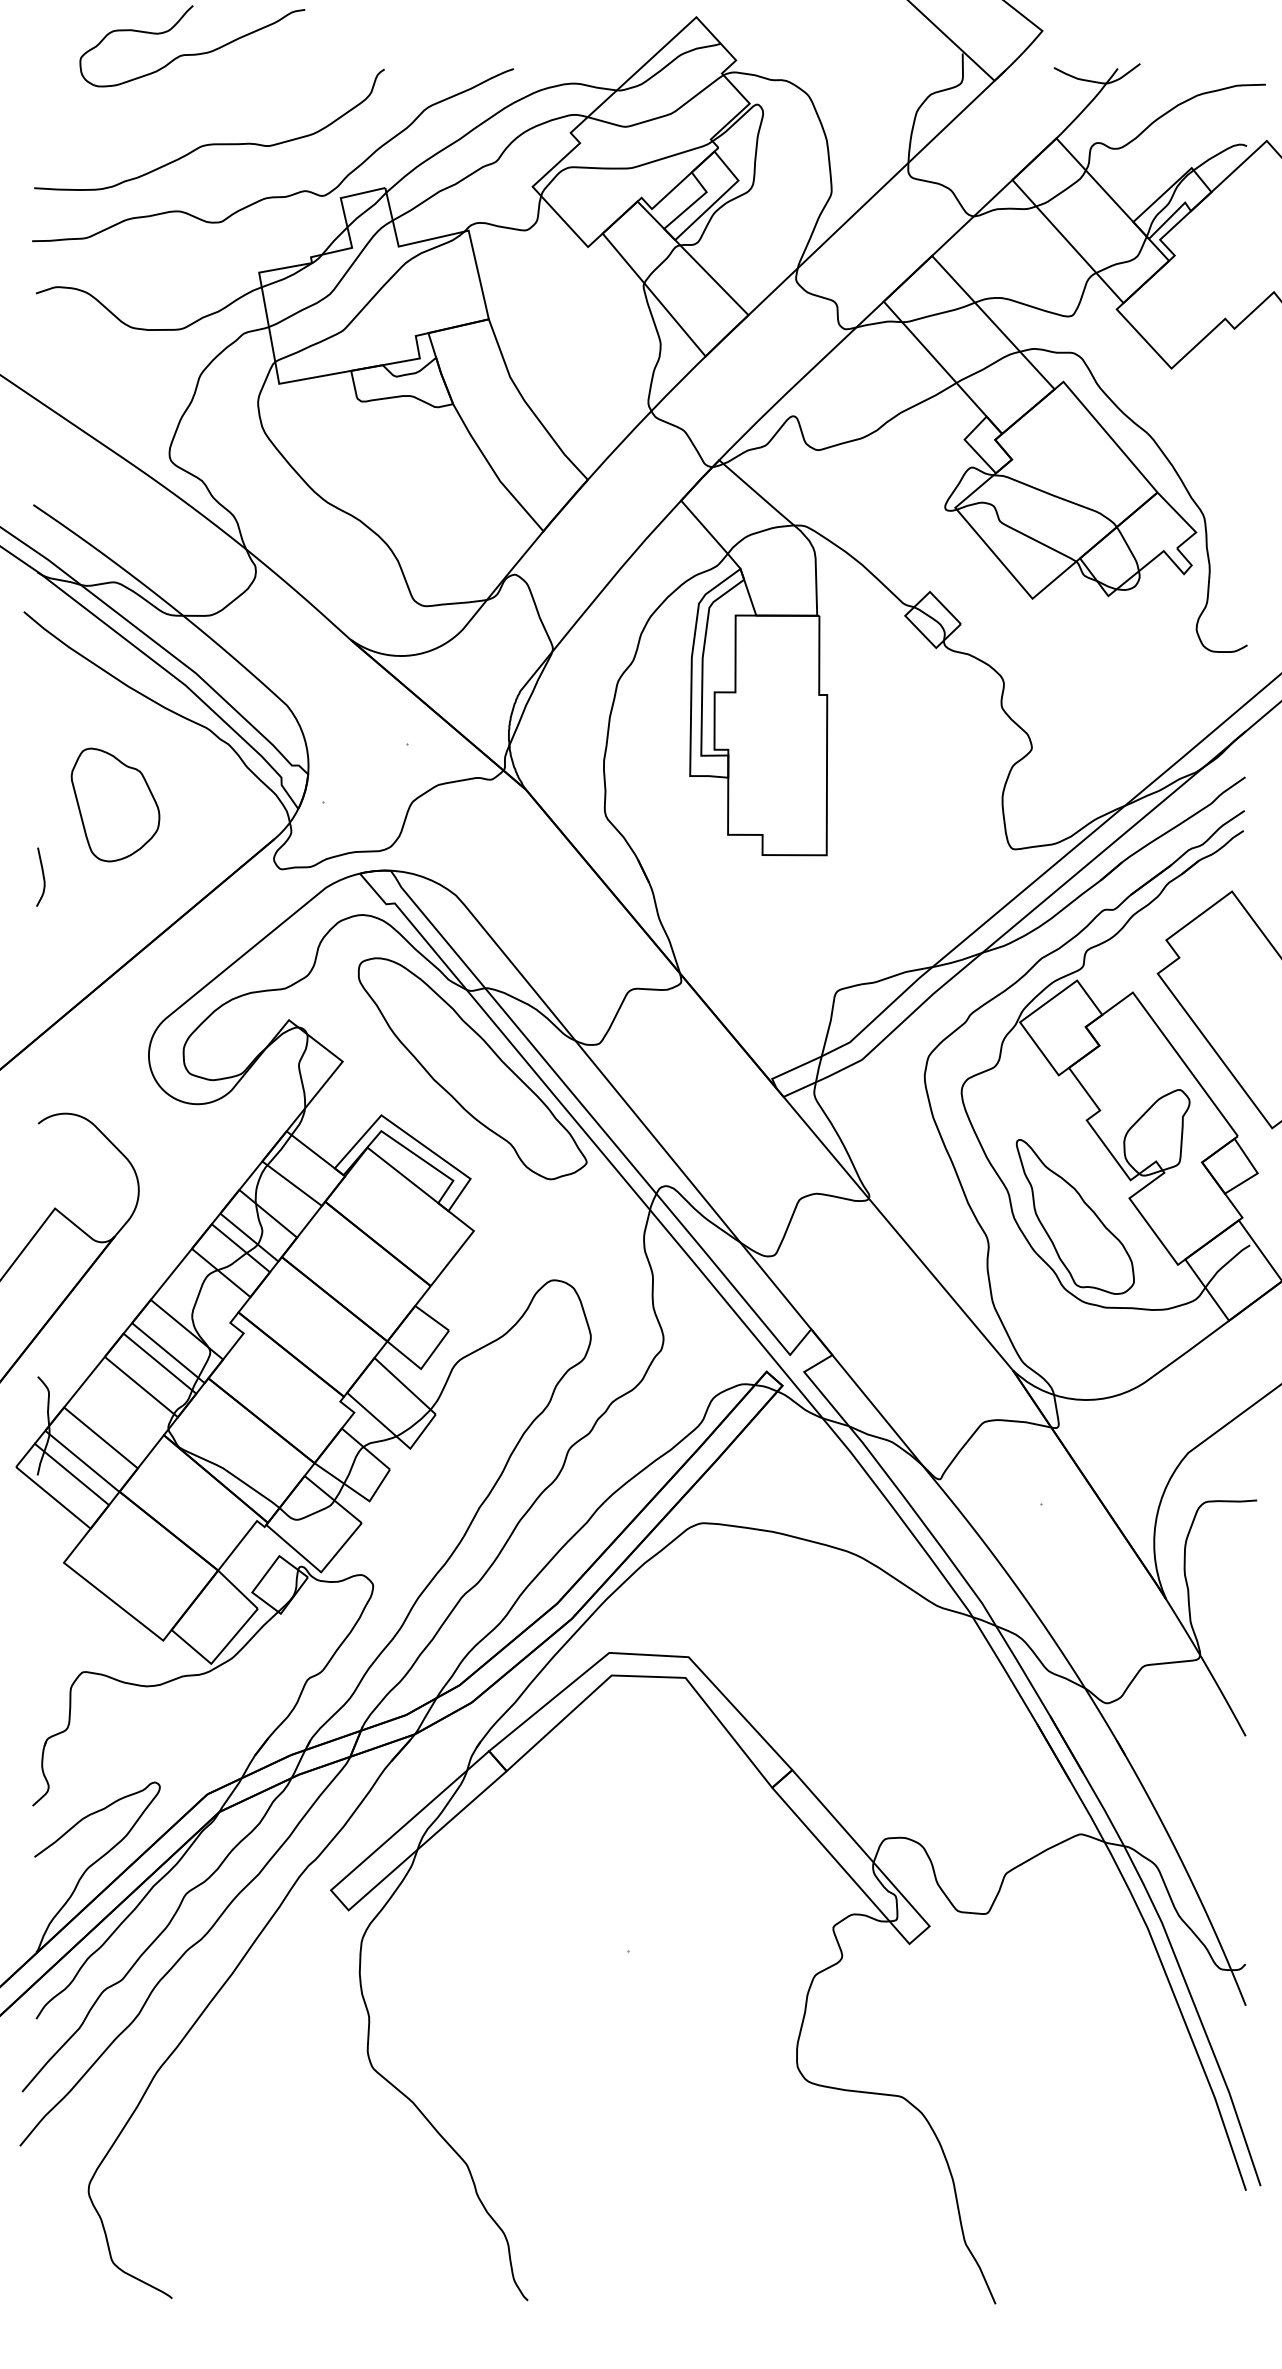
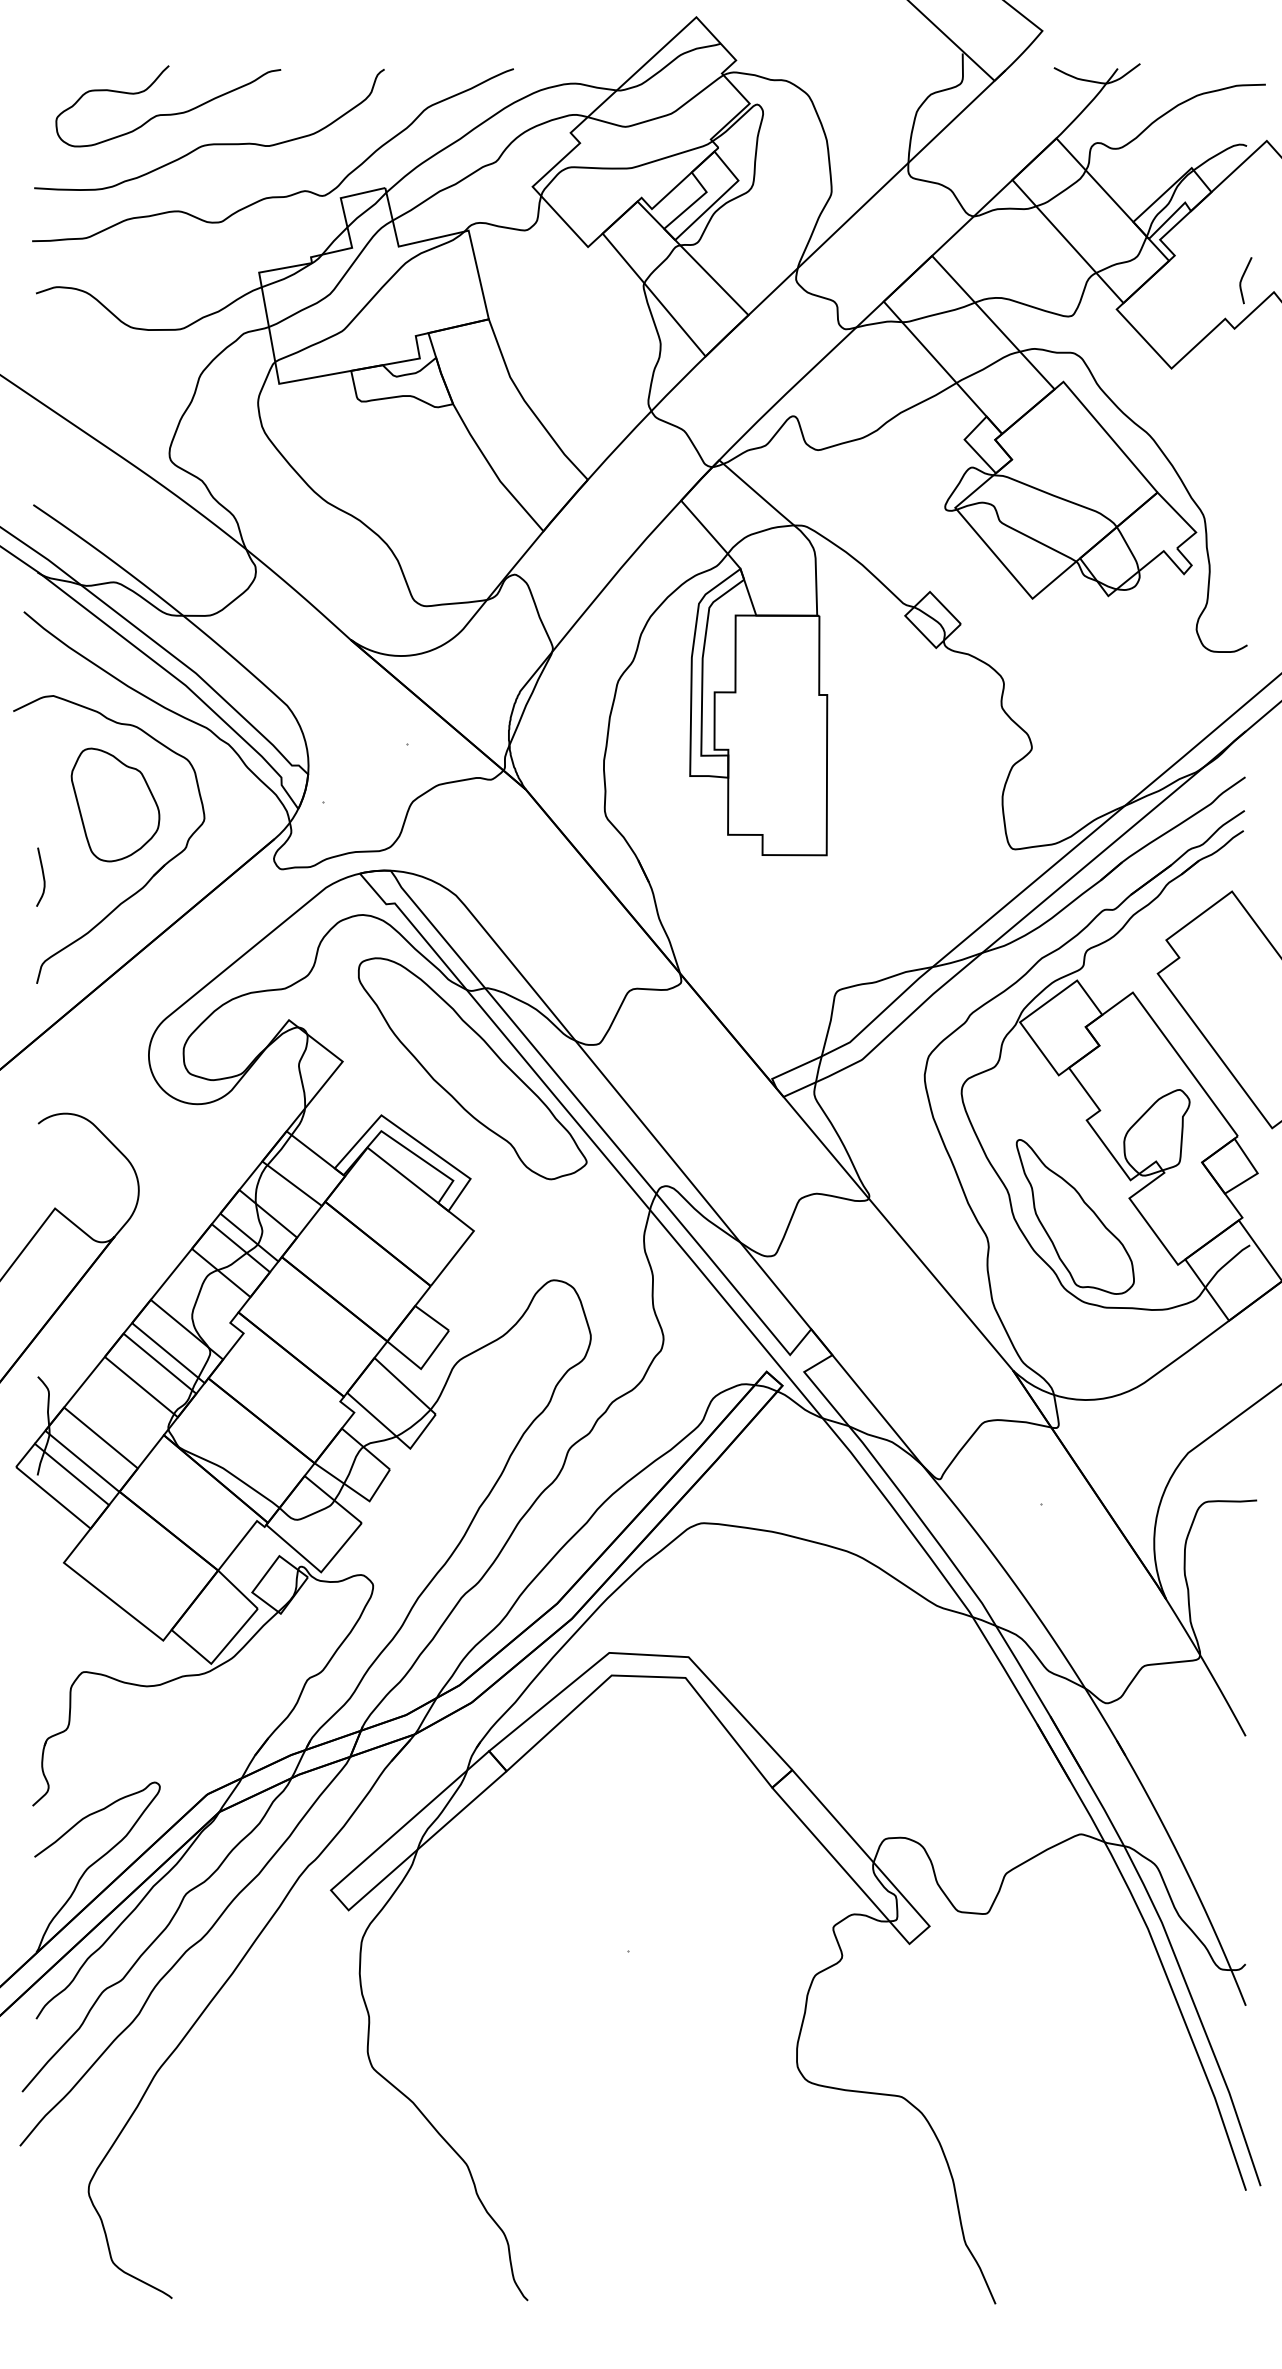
curve position: (192, 53) -> (168, 113) (168, 113)
curve: none -> present (1242, 280)
part: none -> present (150, 877)
